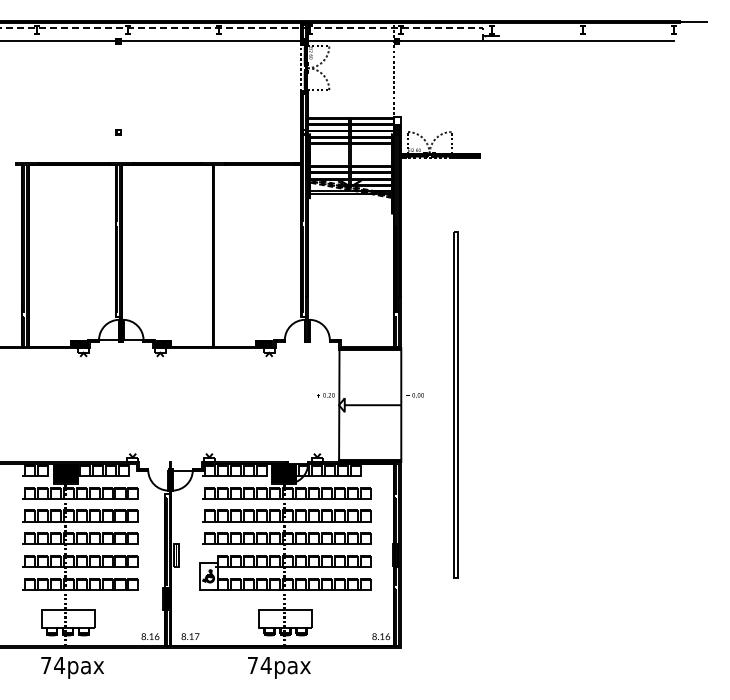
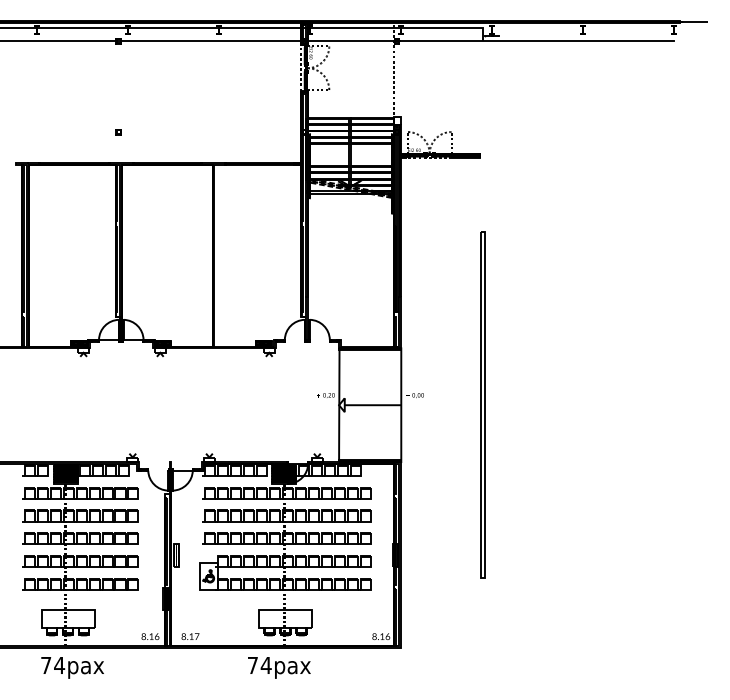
line: dashed -> solid (249, 27)
part position: (455, 404) -> (482, 404) (482, 404)
